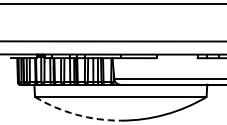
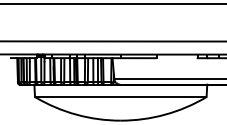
arc: dashed -> solid (76, 114)
